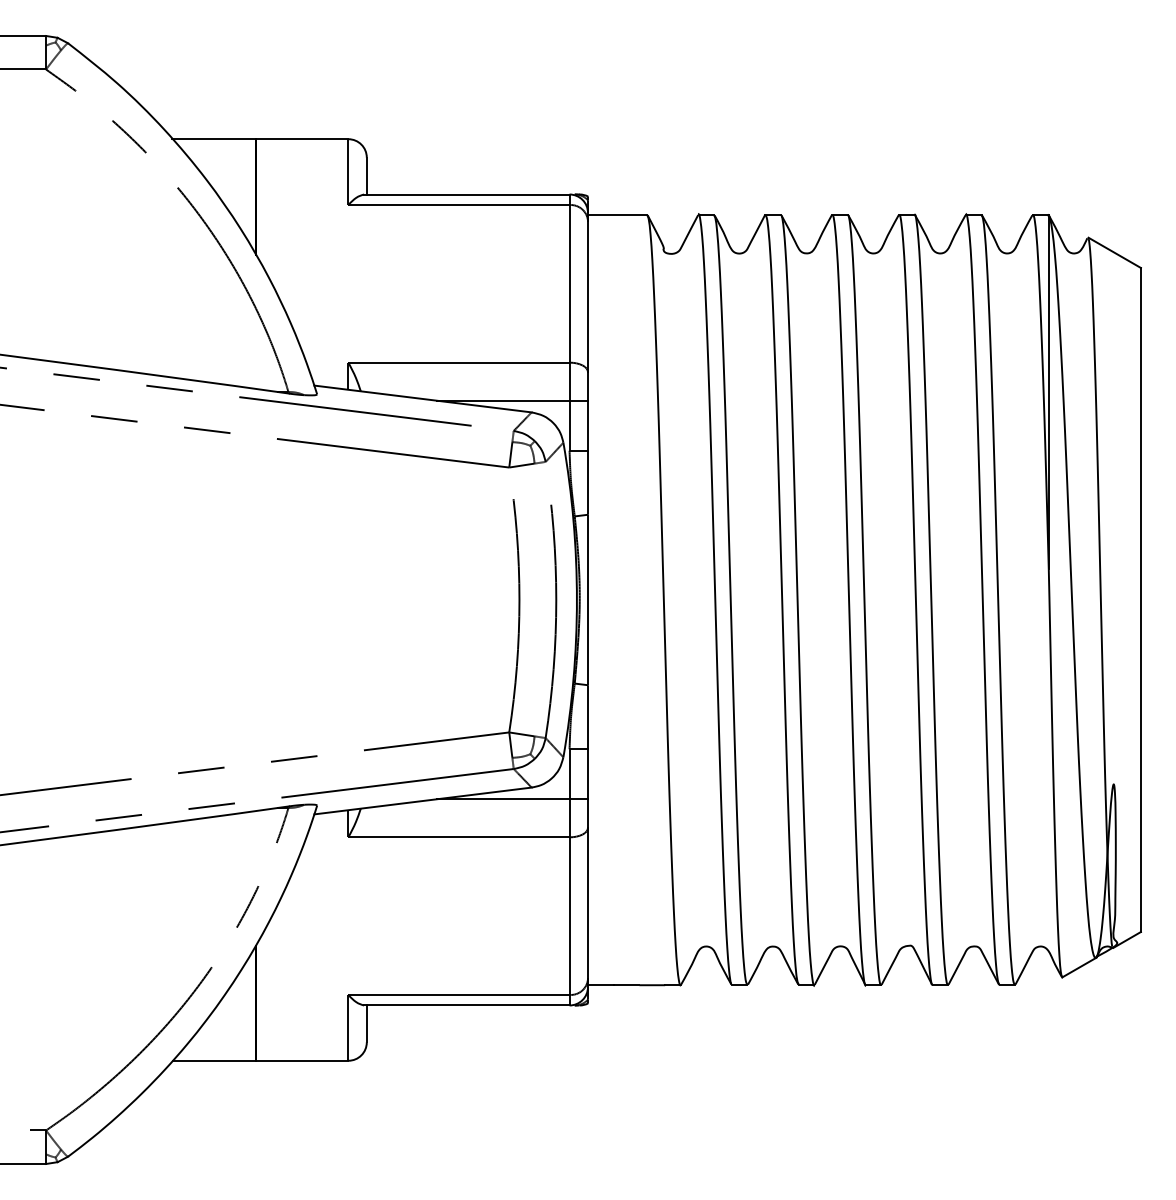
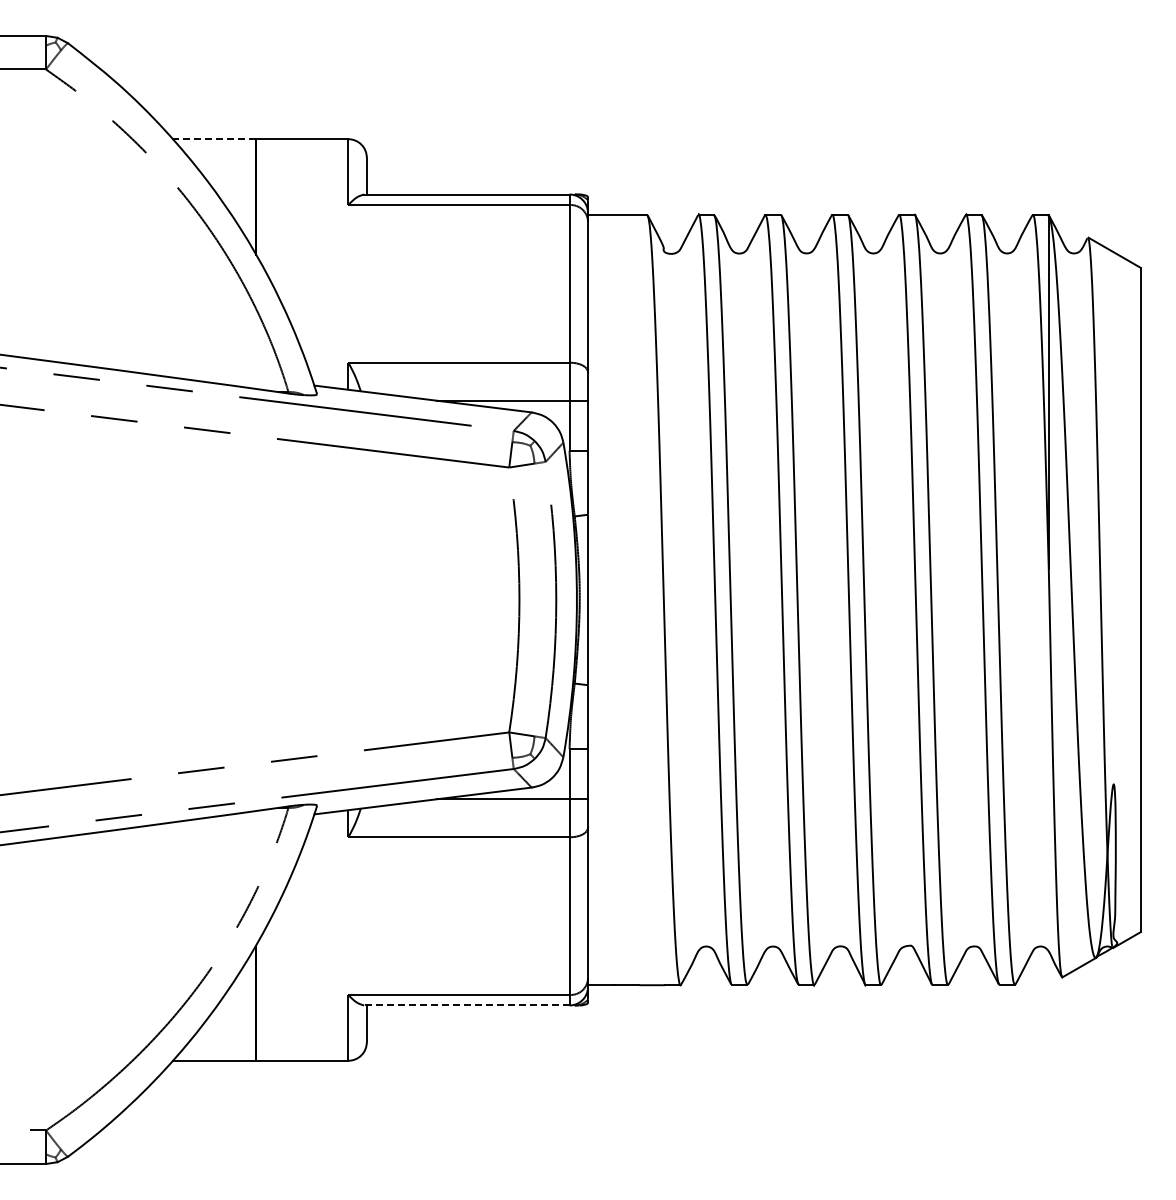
line: solid -> dashed (214, 139)
line: solid -> dashed (466, 1005)
